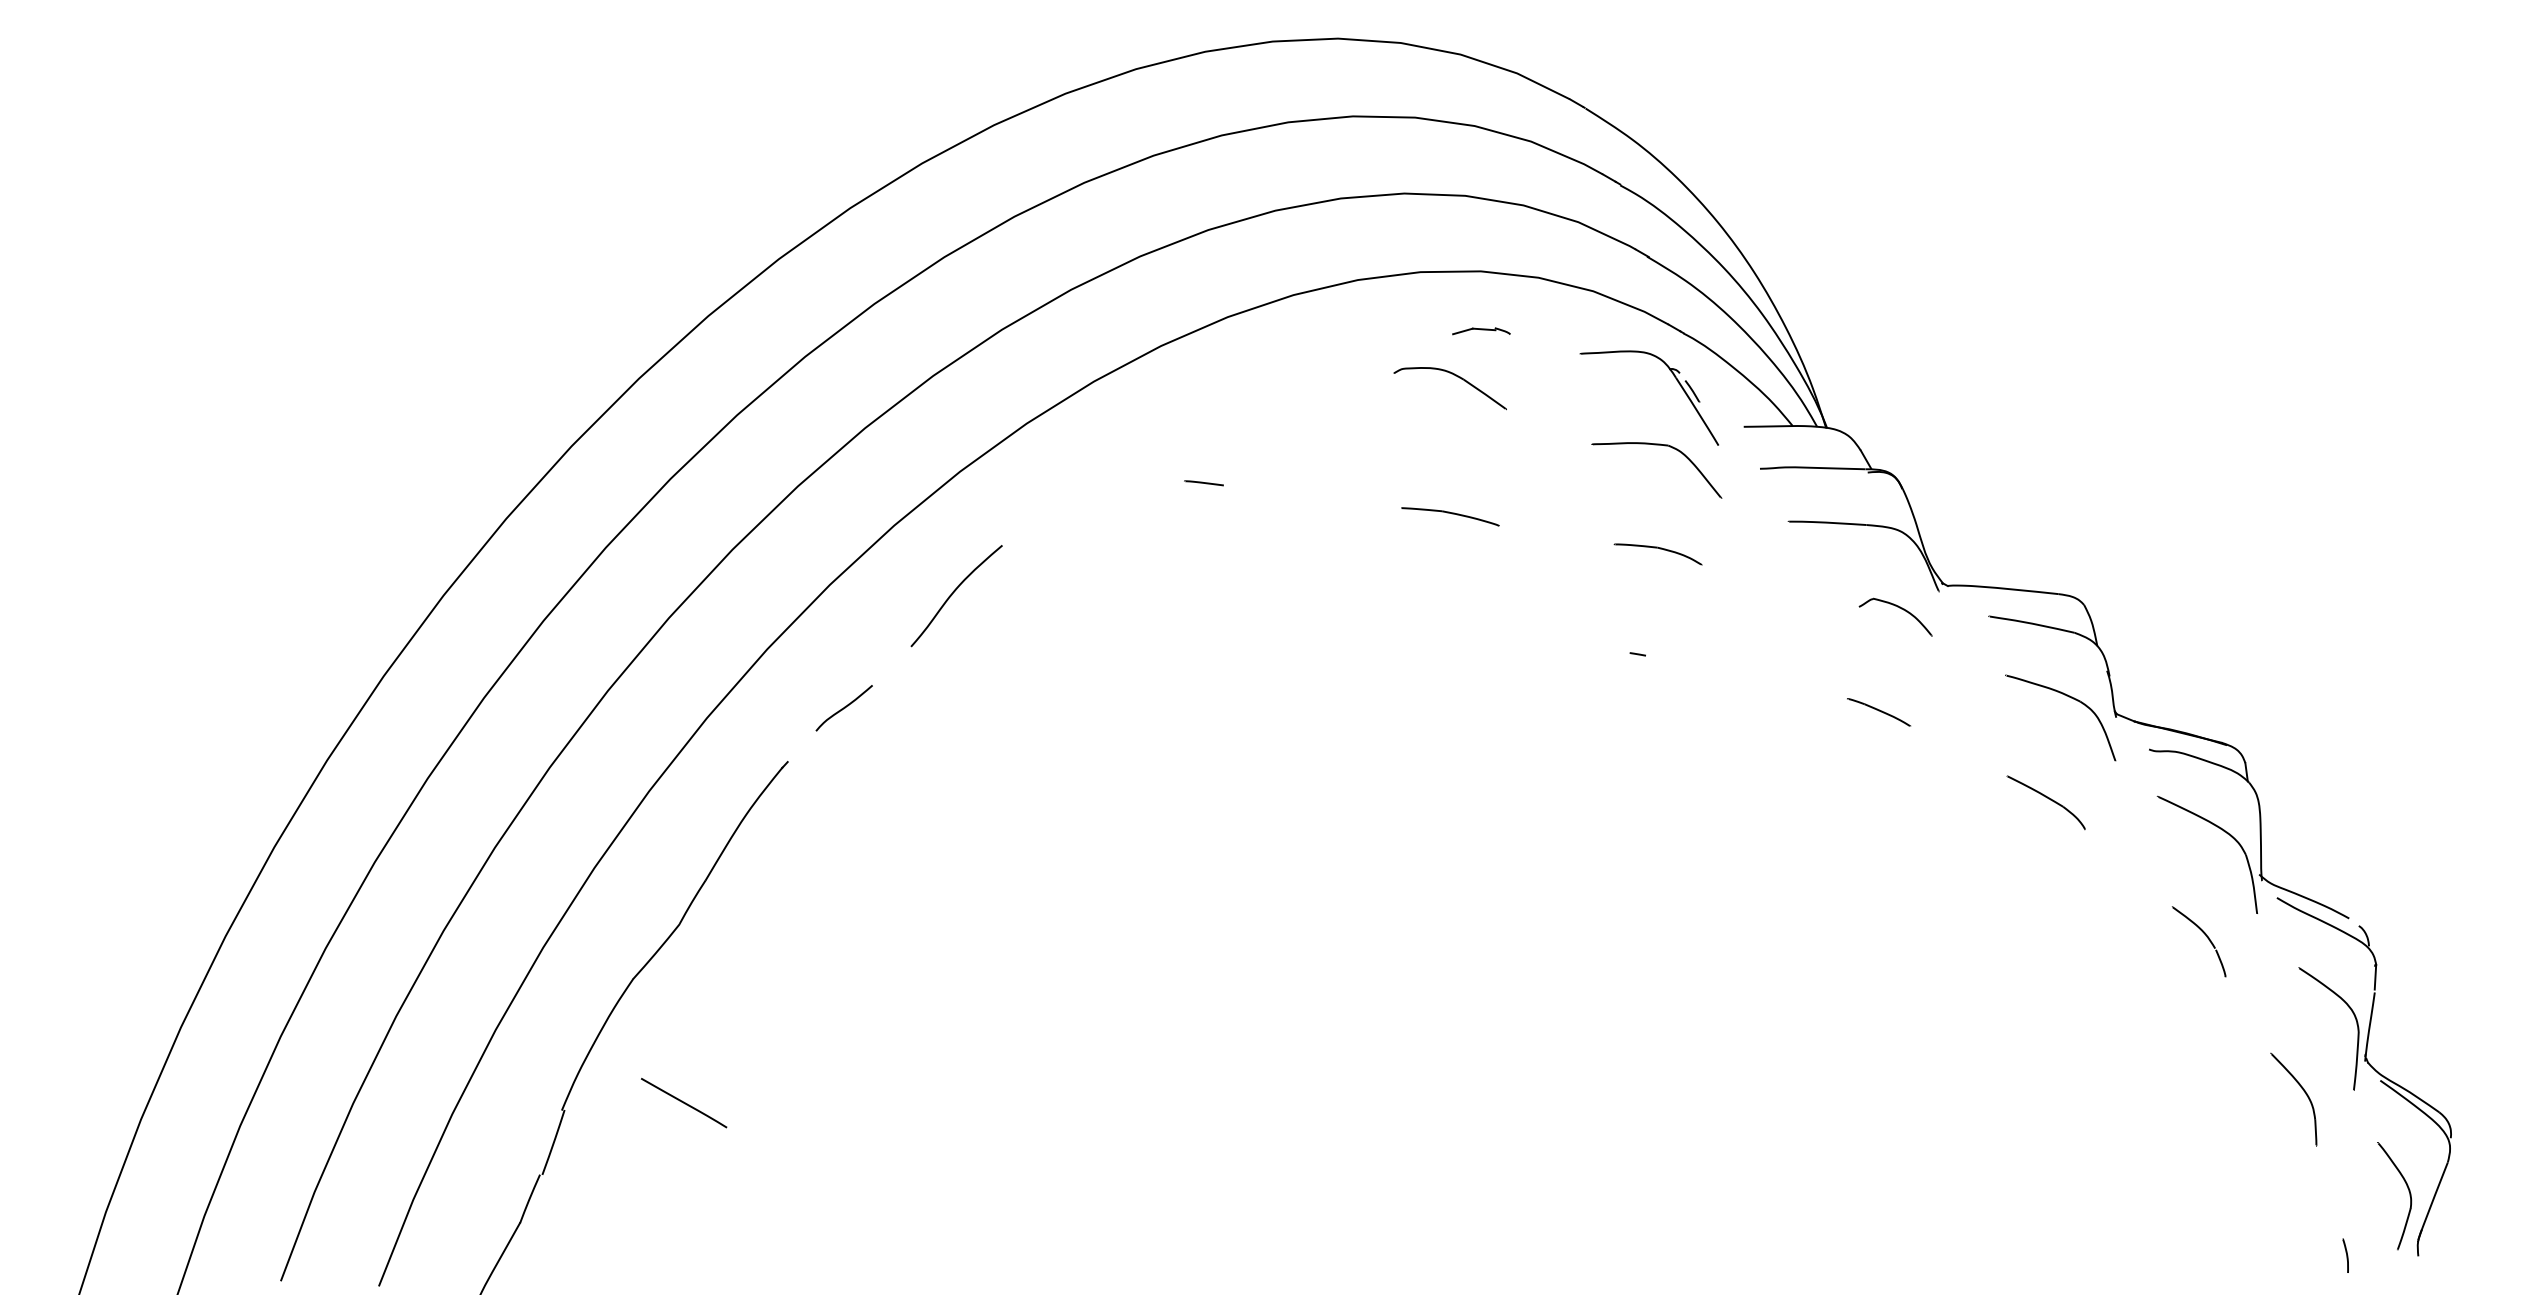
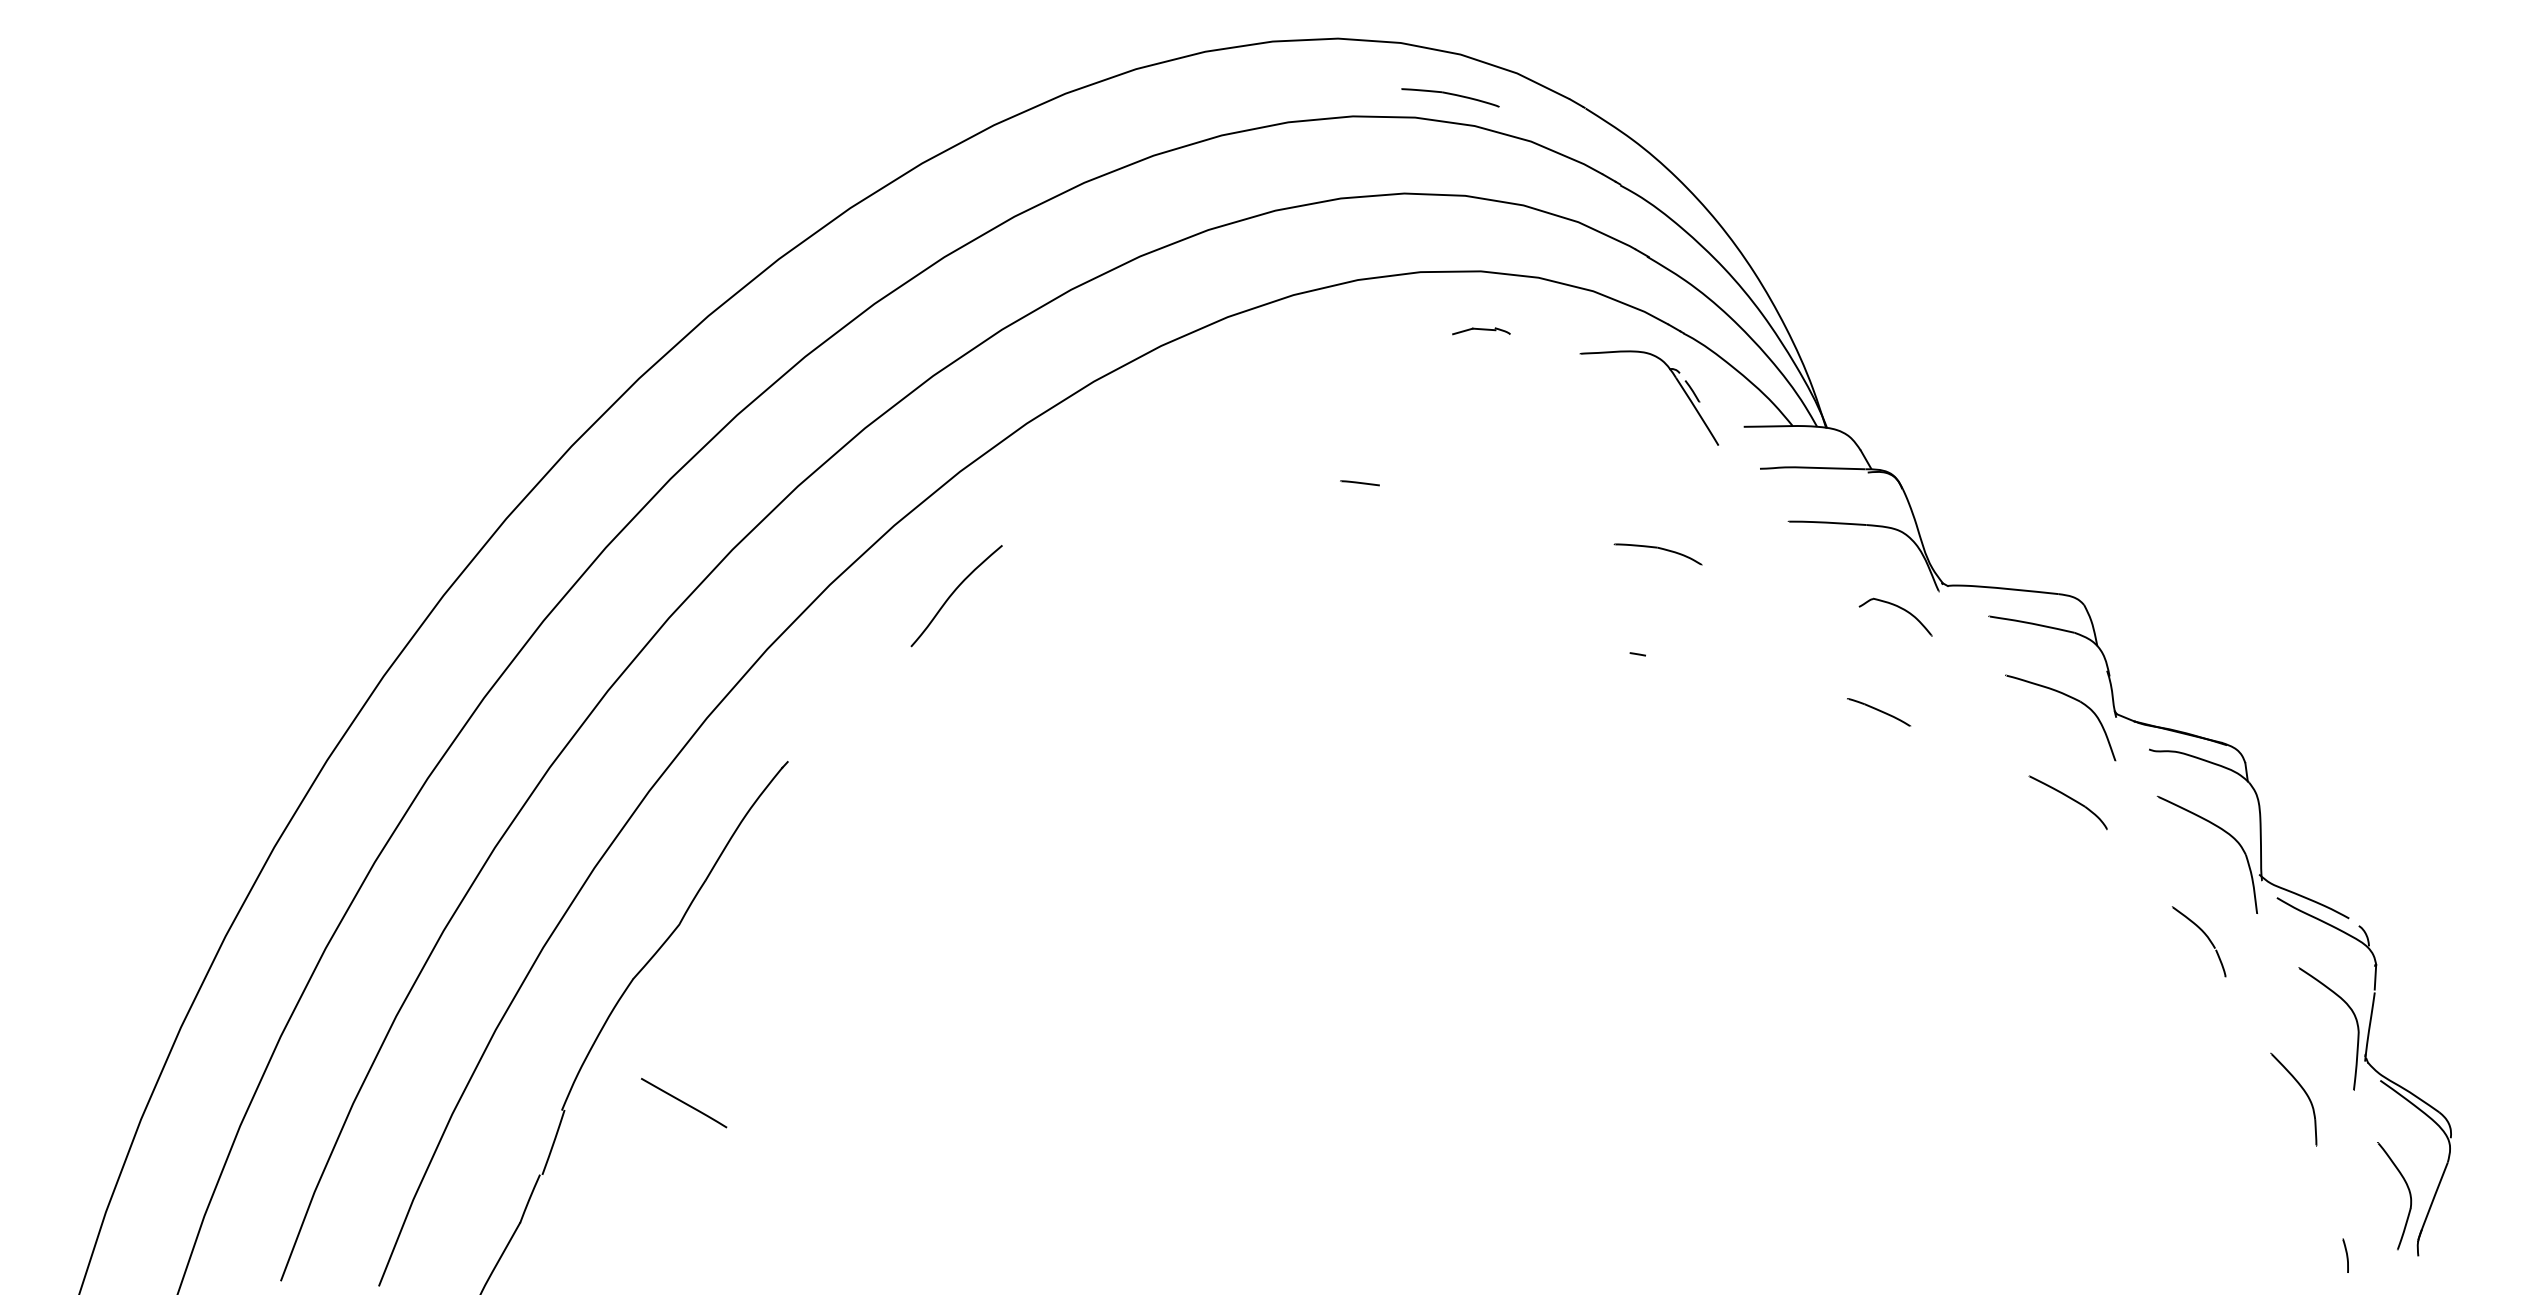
part: present -> none (1455, 376)
part: present -> none (1656, 445)
line position: (1203, 483) -> (1359, 483) (1359, 483)
part position: (1450, 516) -> (1450, 97) (1450, 97)
curve: present -> none (843, 708)
part position: (2045, 802) -> (2067, 802) (2067, 802)
